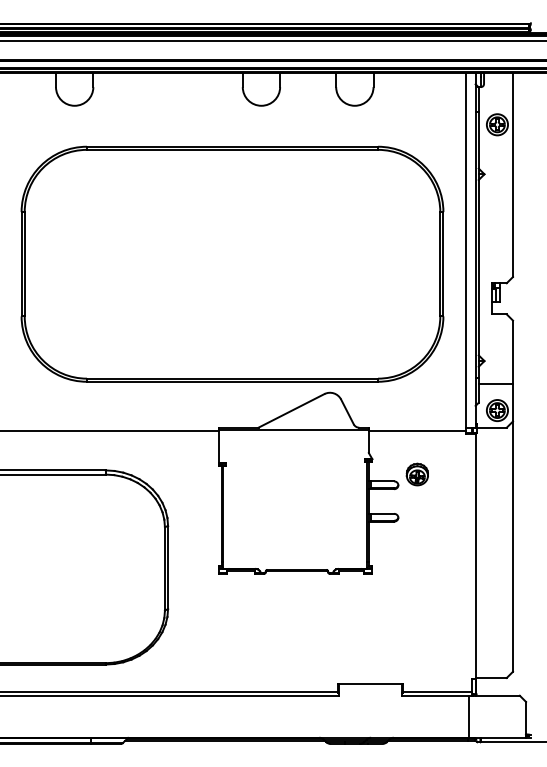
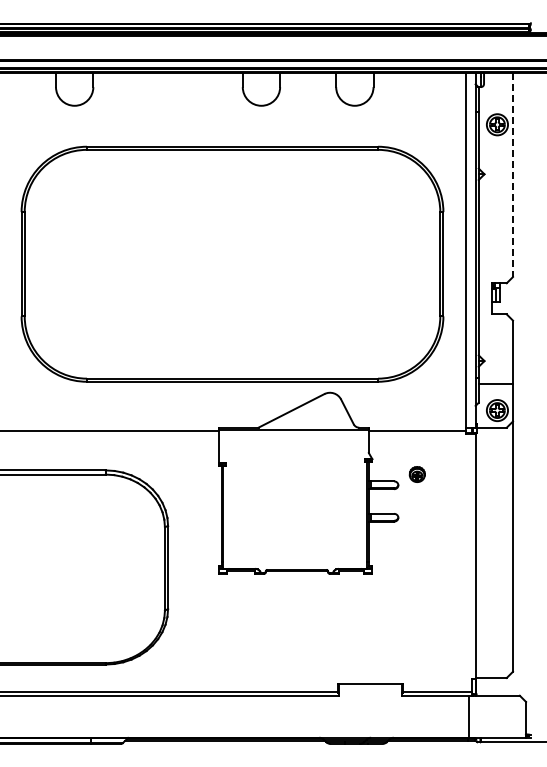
line: present -> none (272, 41)
line: solid -> dashed (513, 175)
part size: 24x25 px -> 18x17 px (416, 474)
